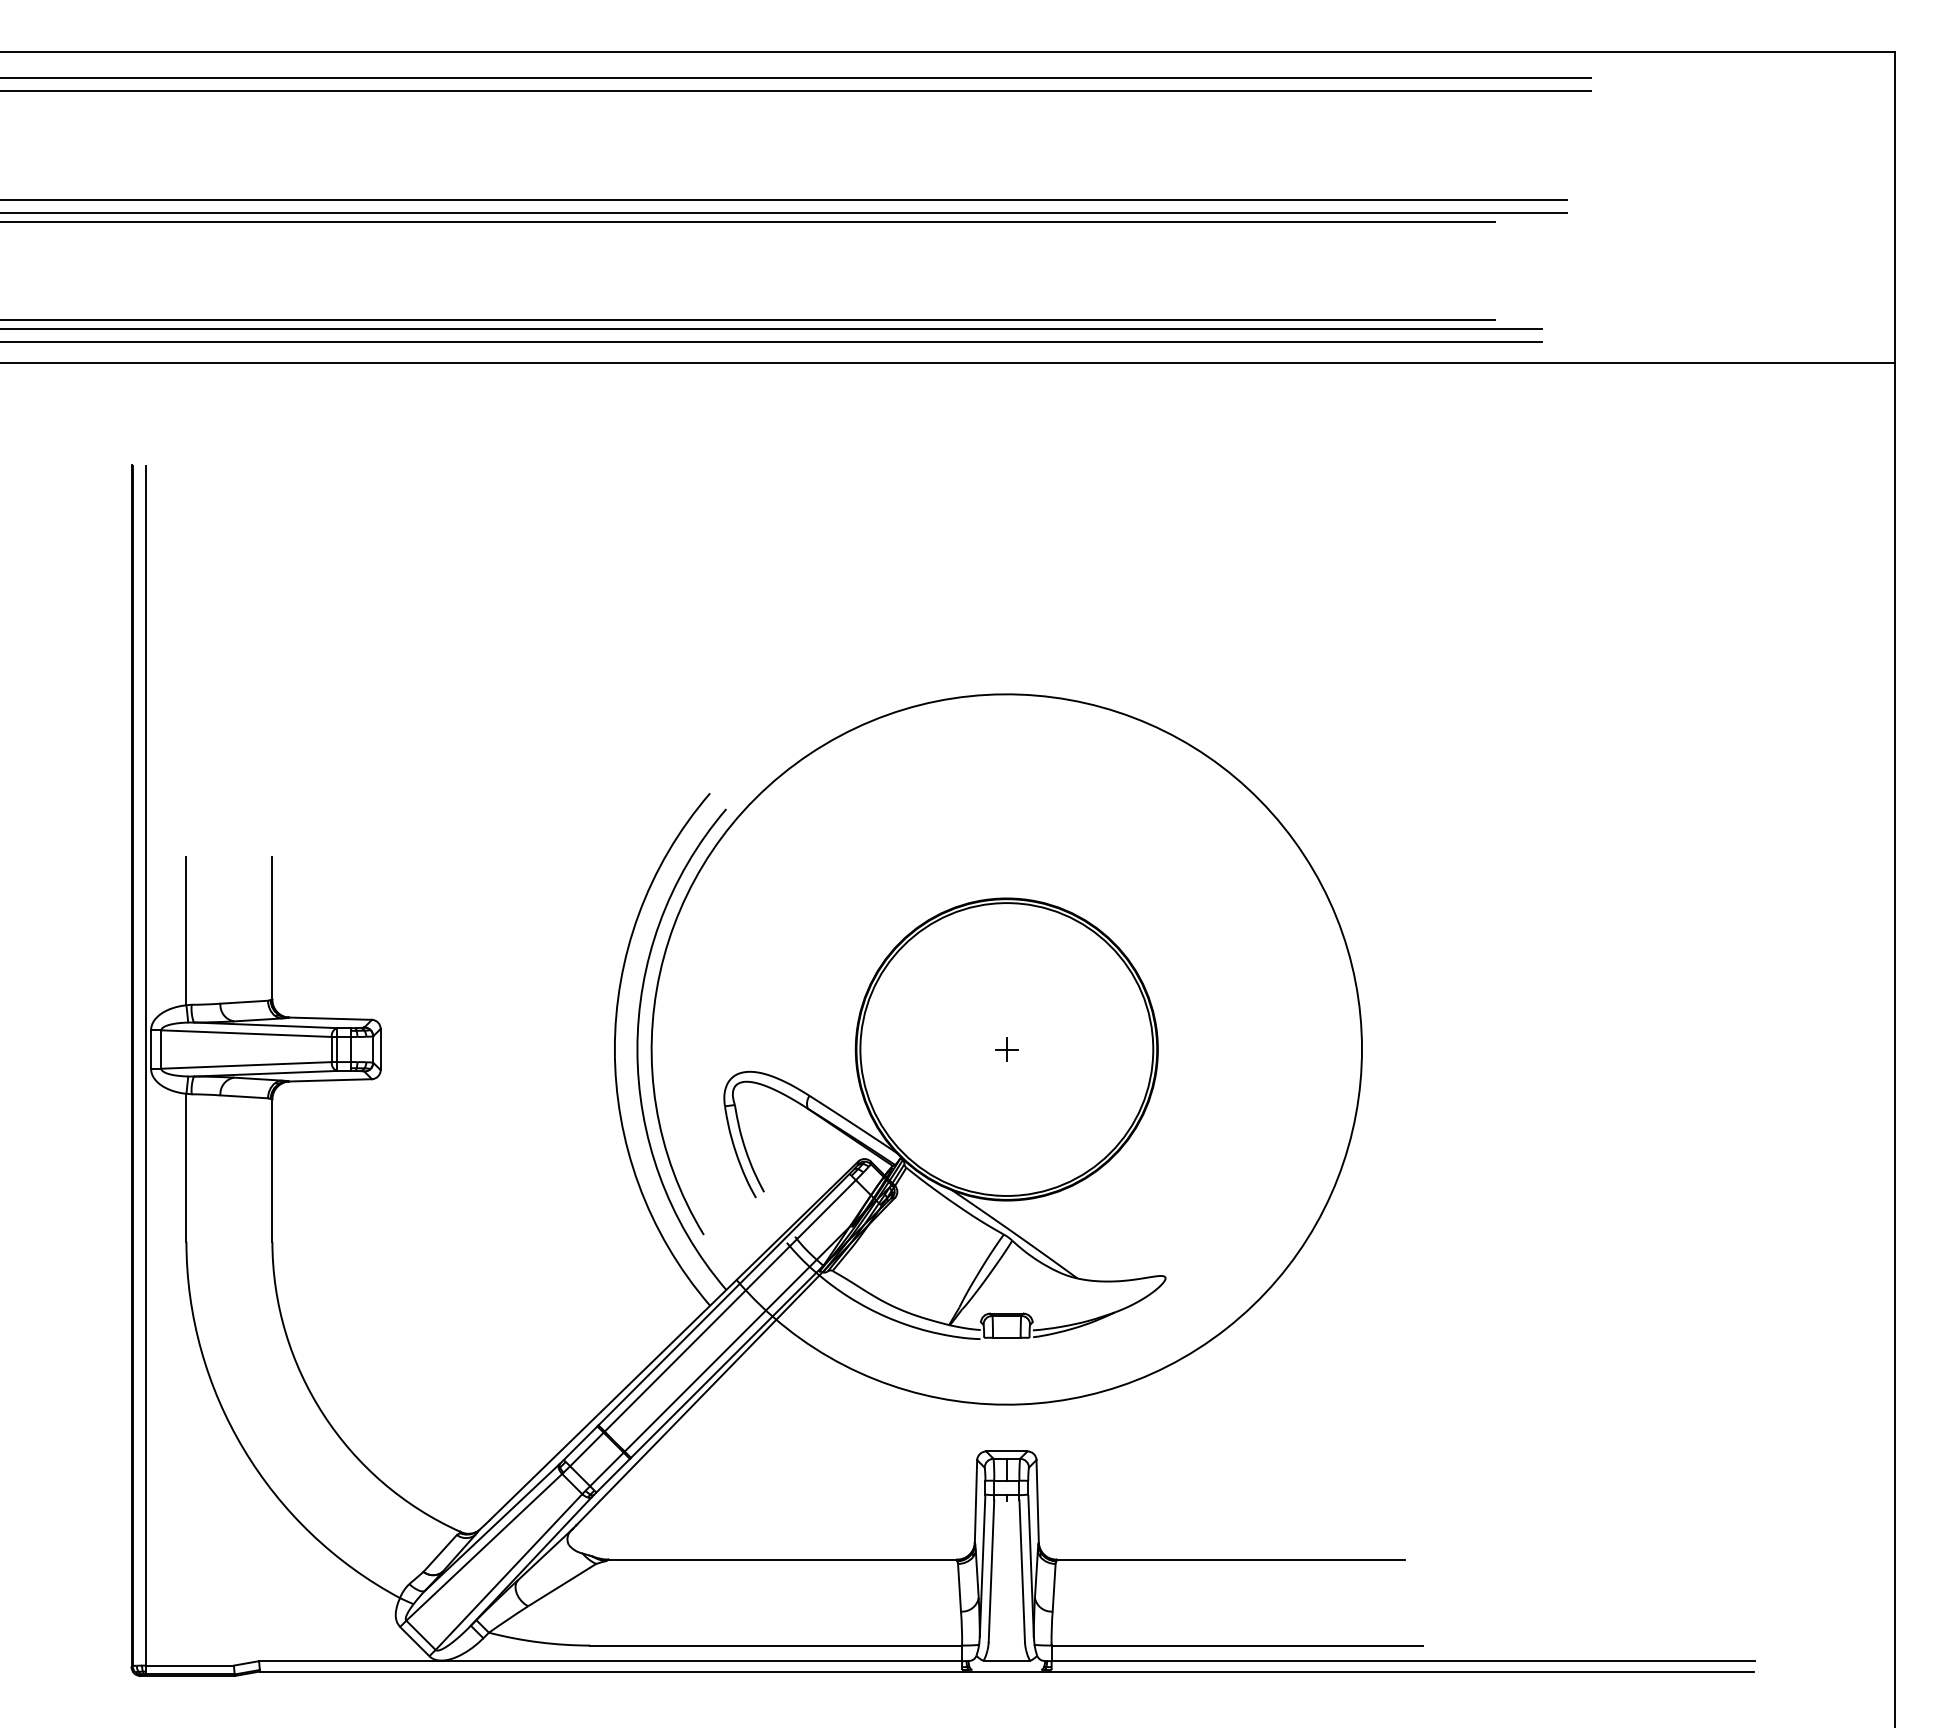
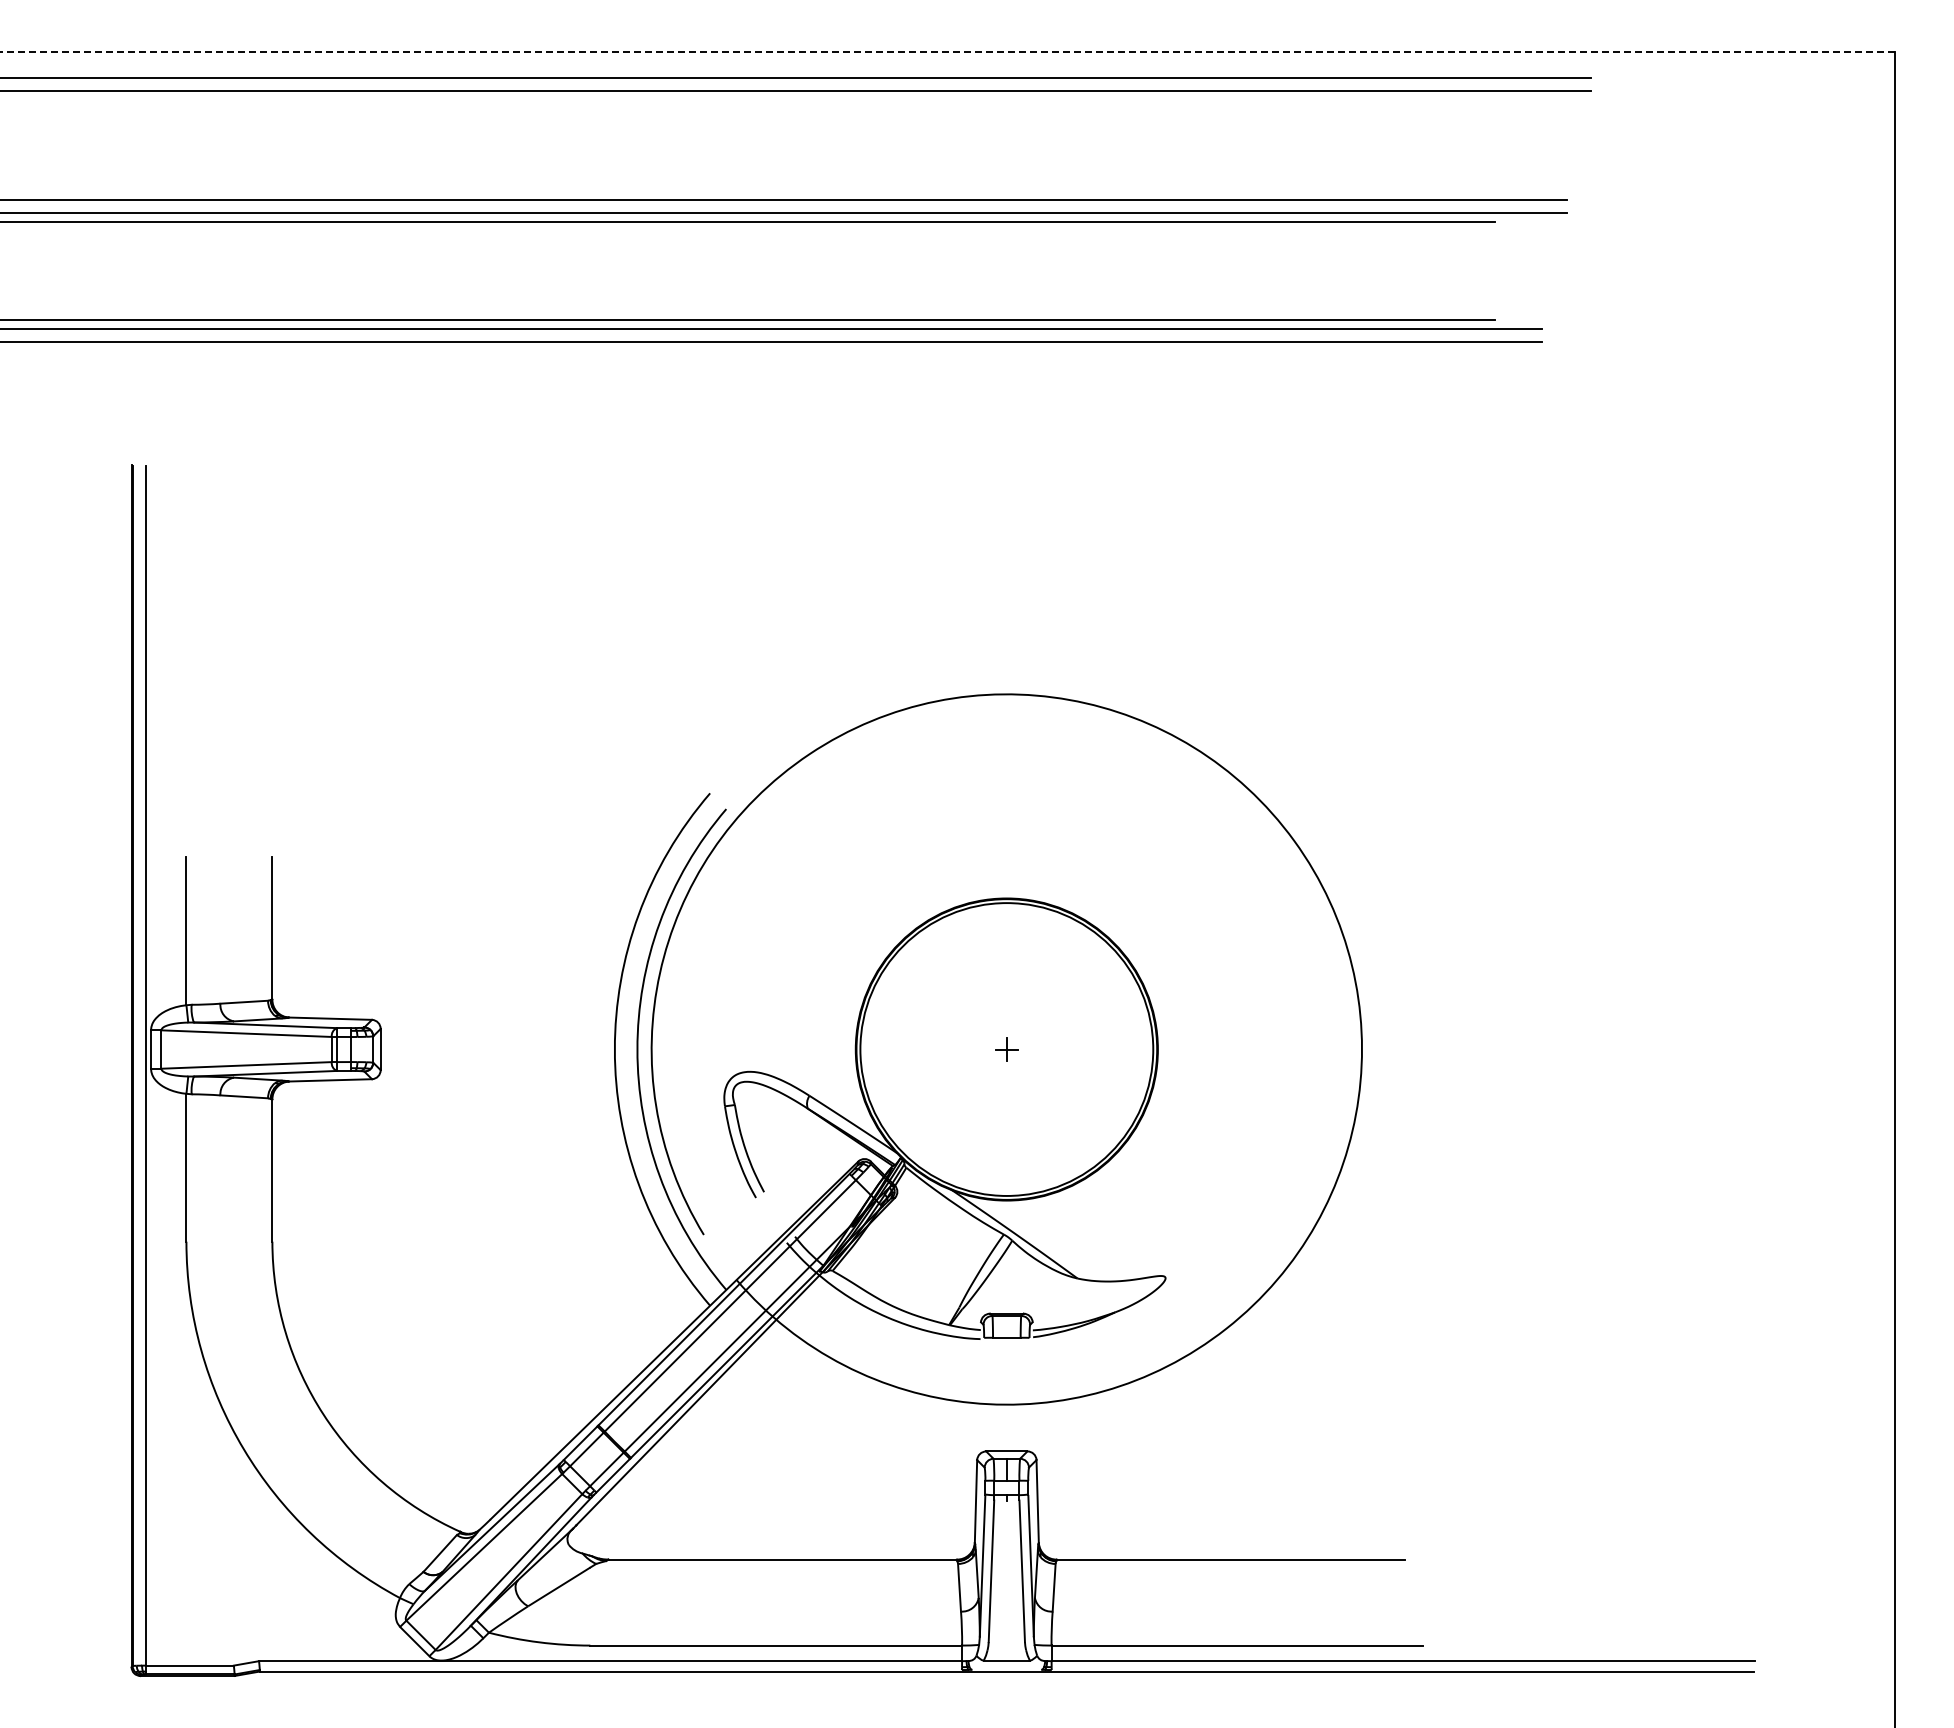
line: solid -> dashed (947, 52)
line: present -> none (948, 362)
